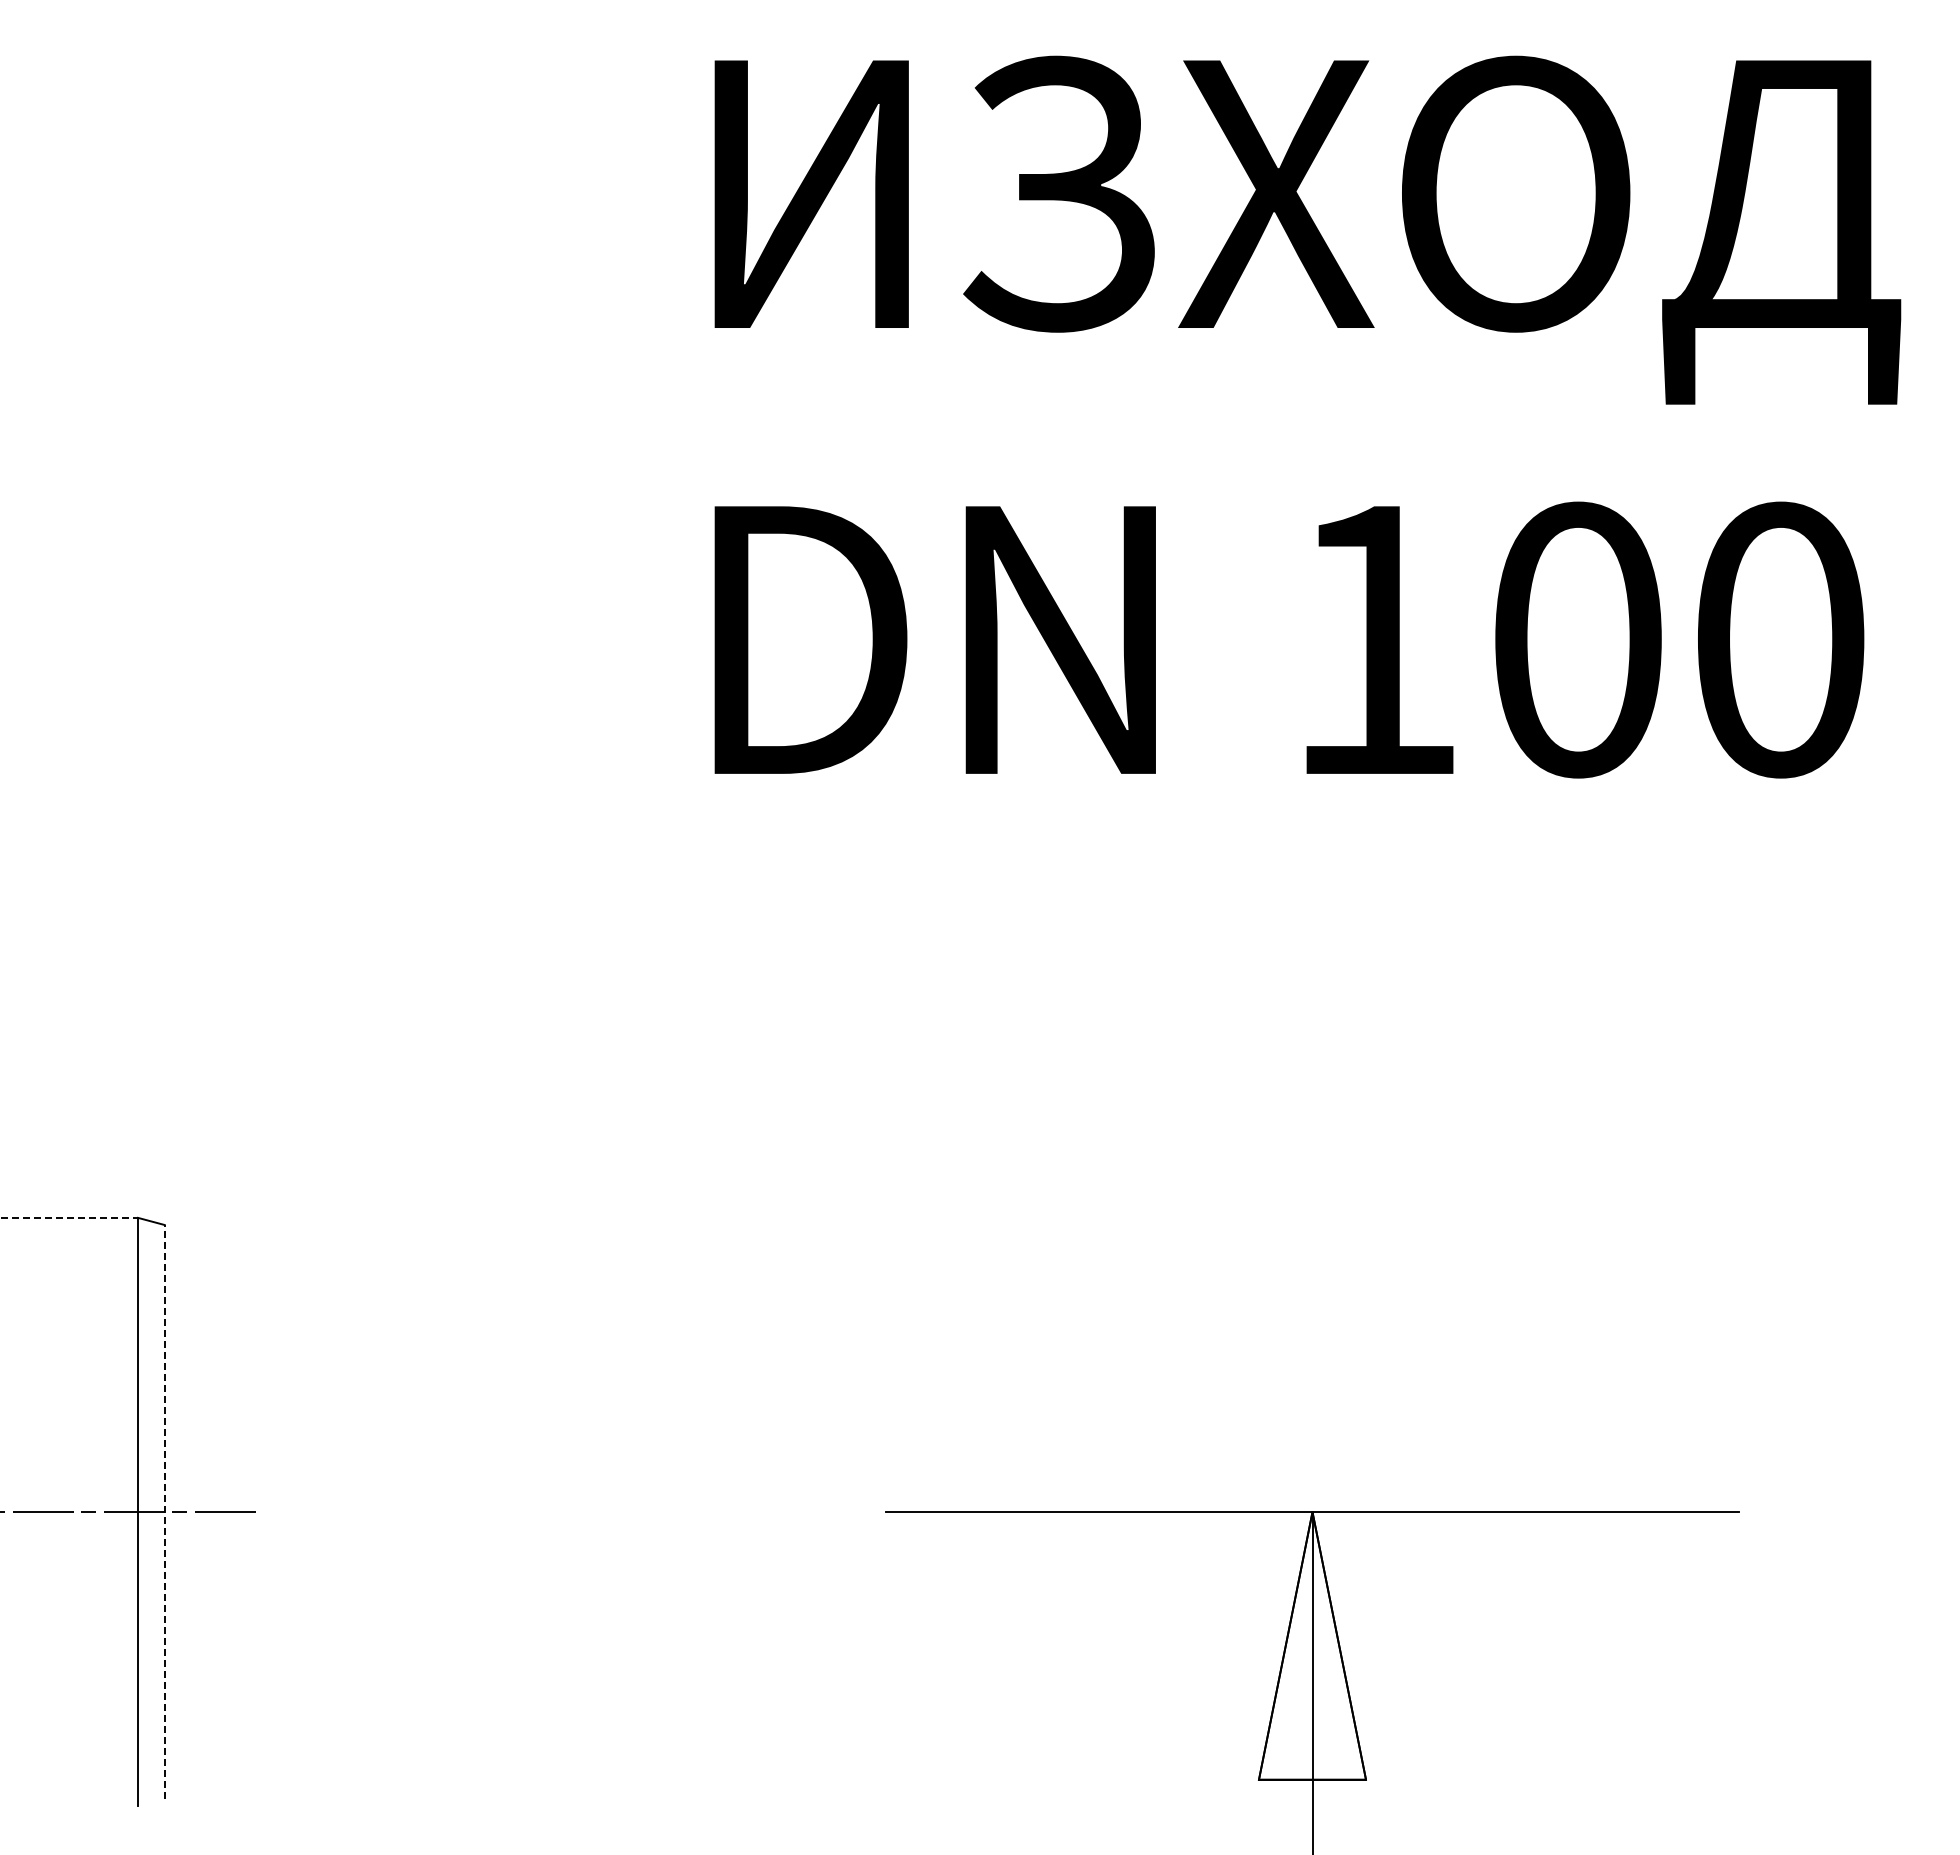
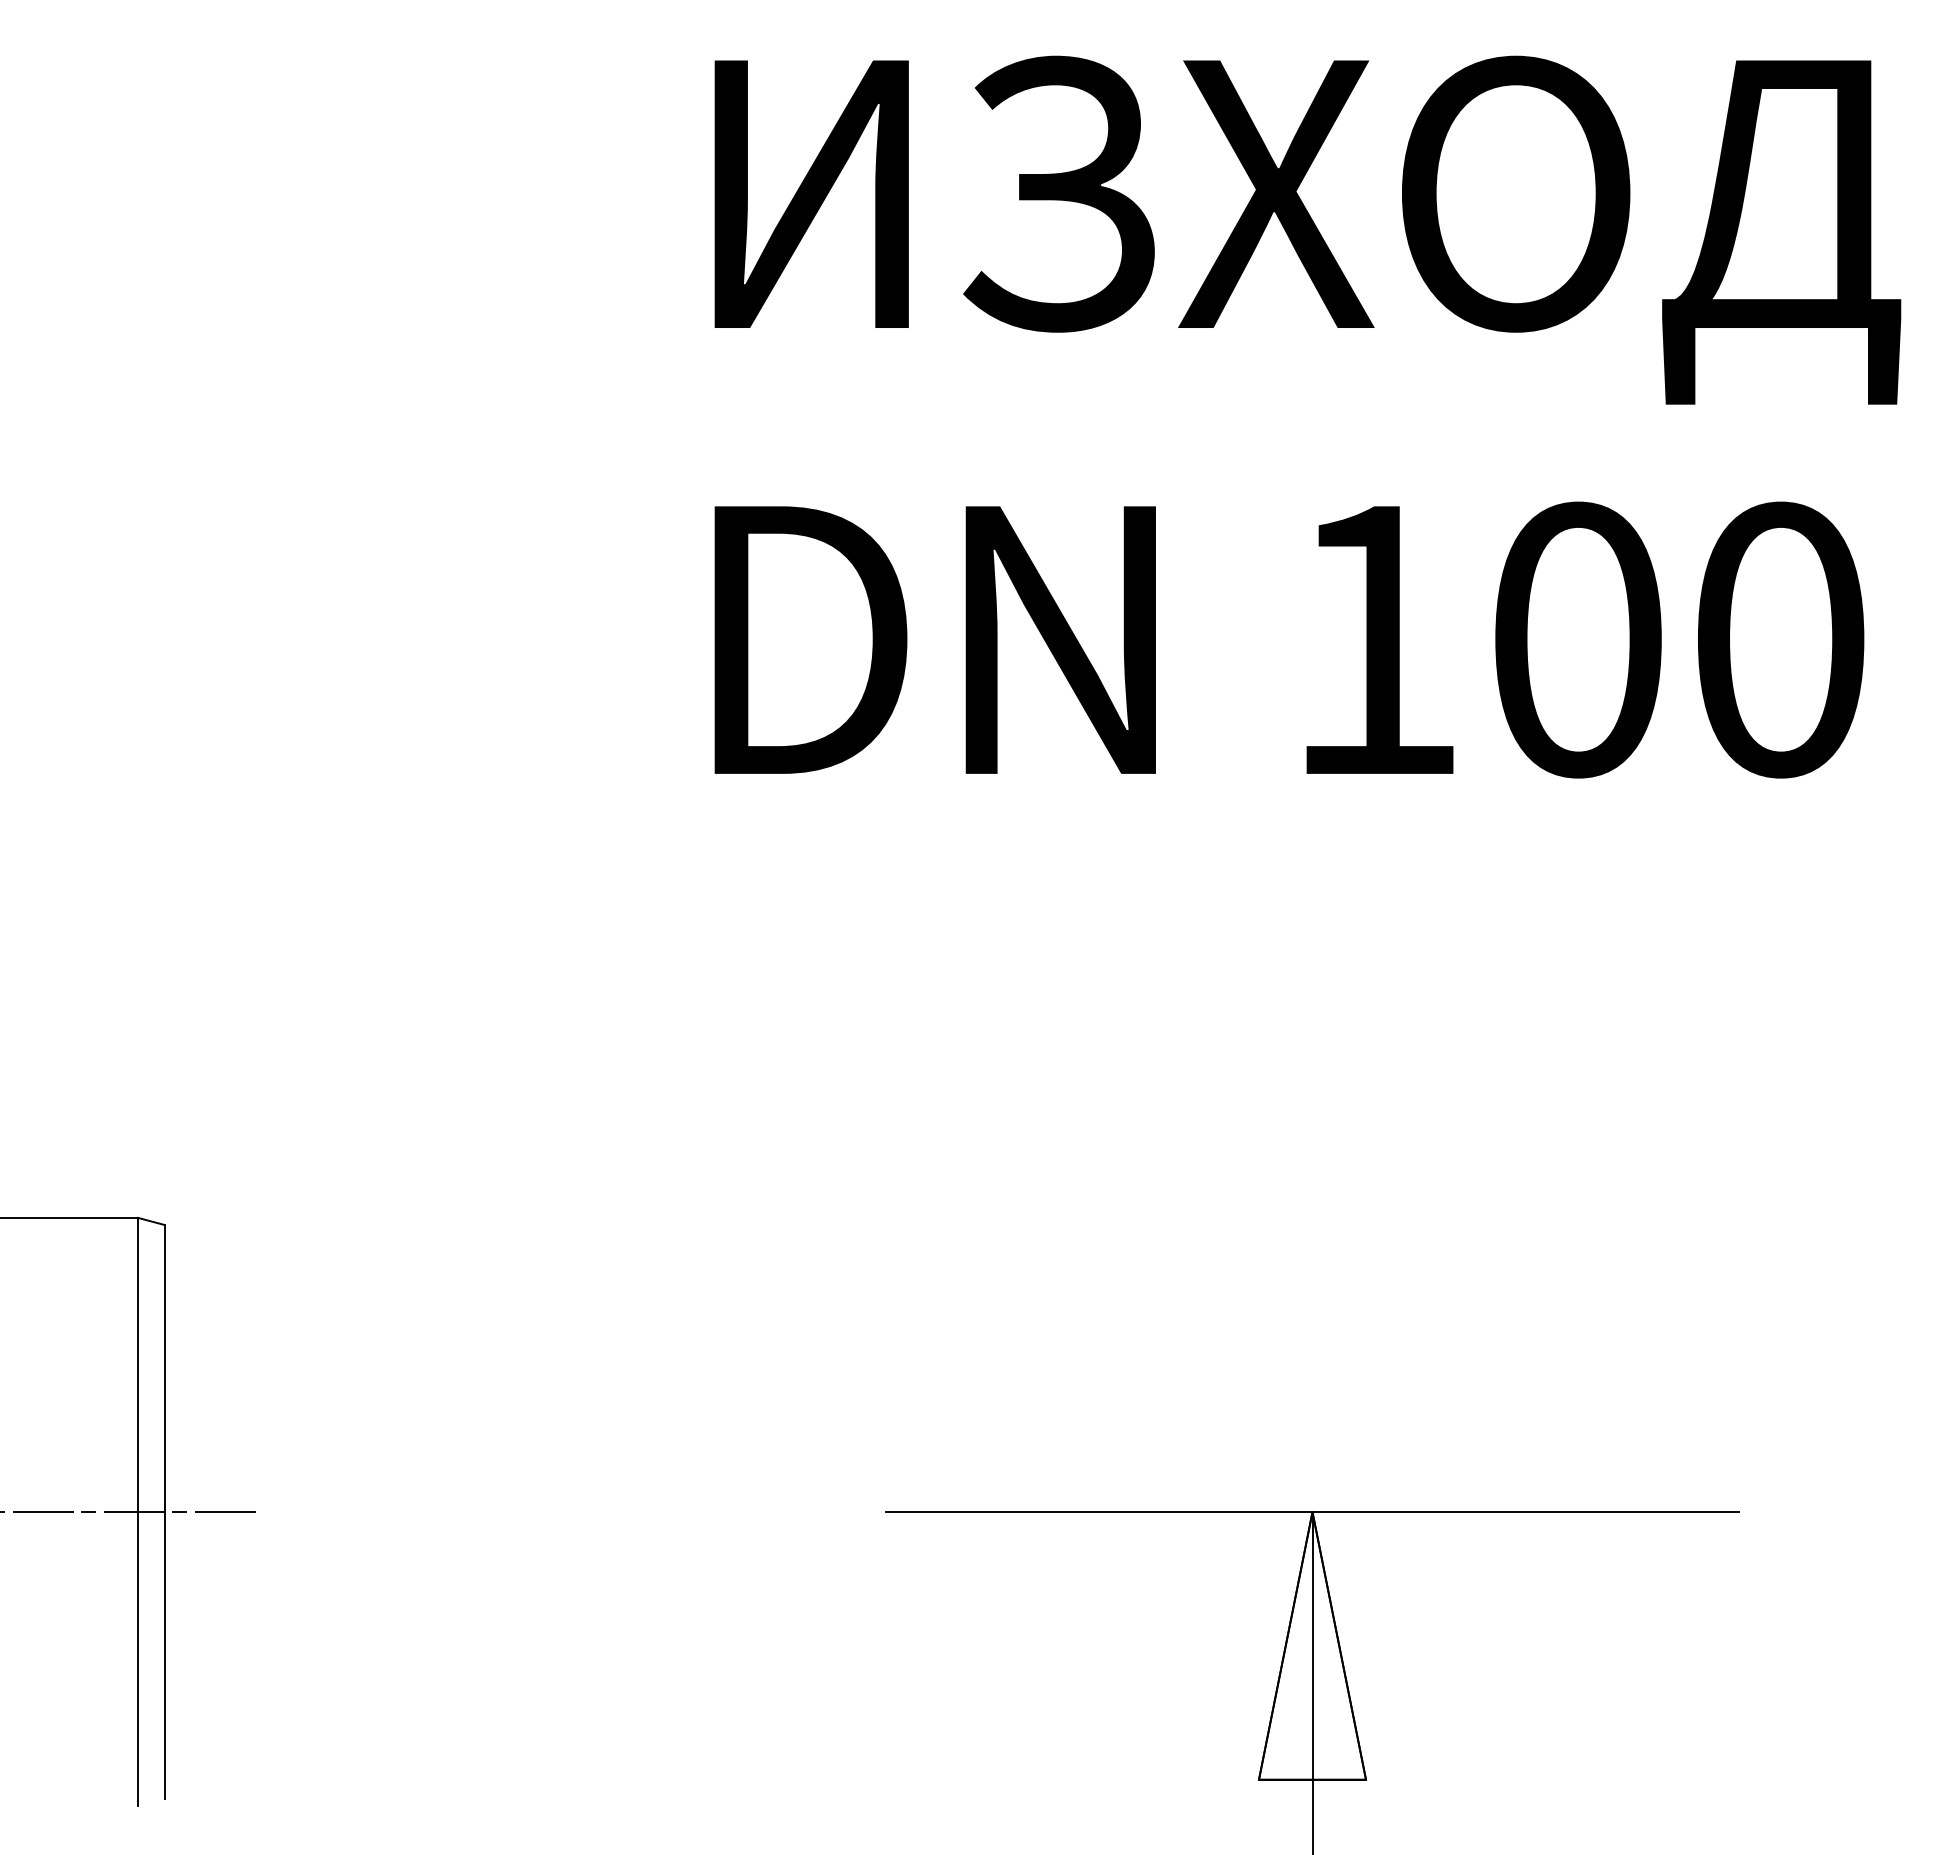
line: dashed -> solid (68, 1217)
line: dashed -> solid (164, 1511)
